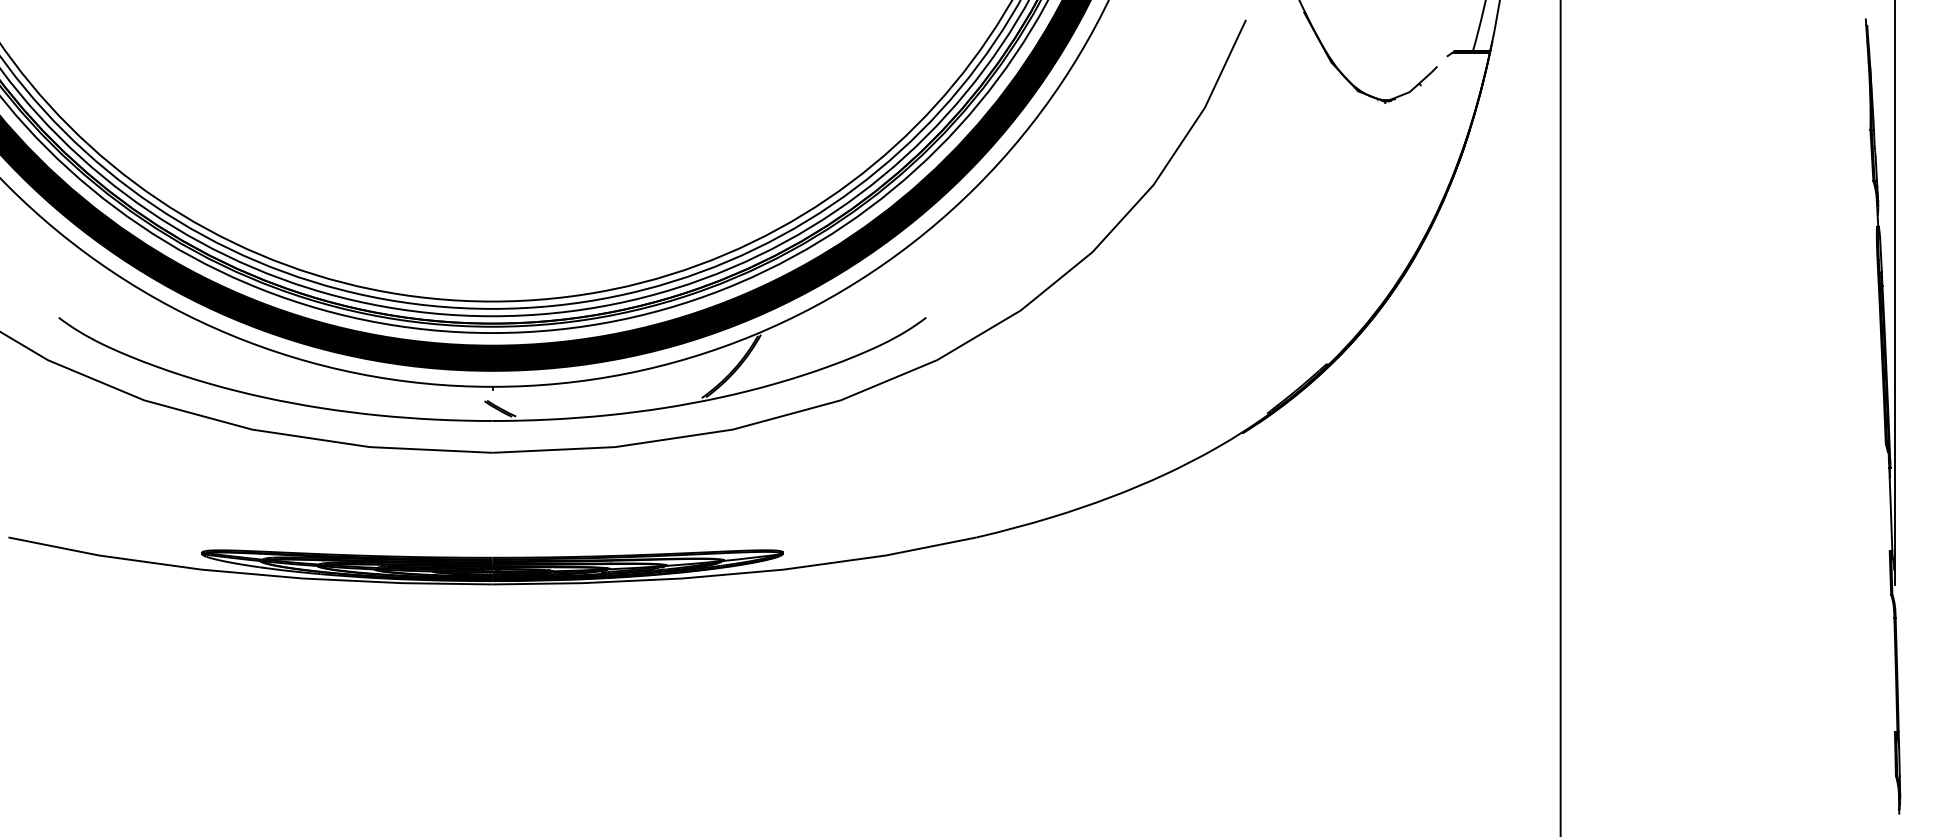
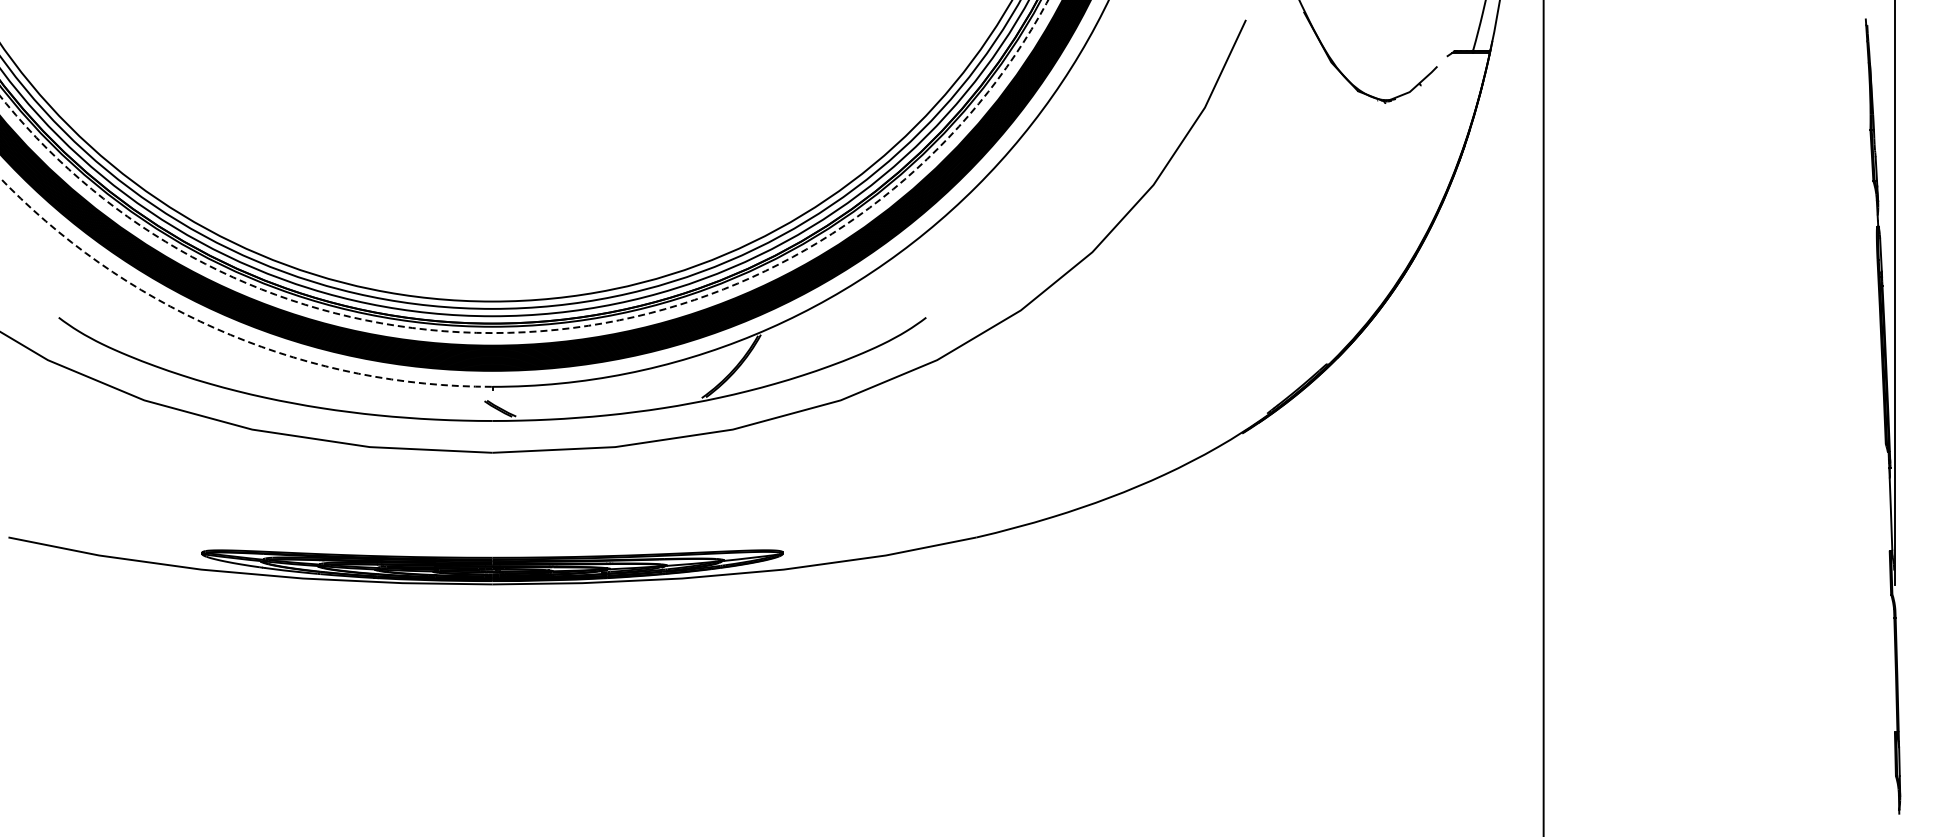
circle: solid -> dashed (523, 166)
arc: solid -> dashed (225, 332)
line position: (1560, 417) -> (1543, 417) (1543, 417)
